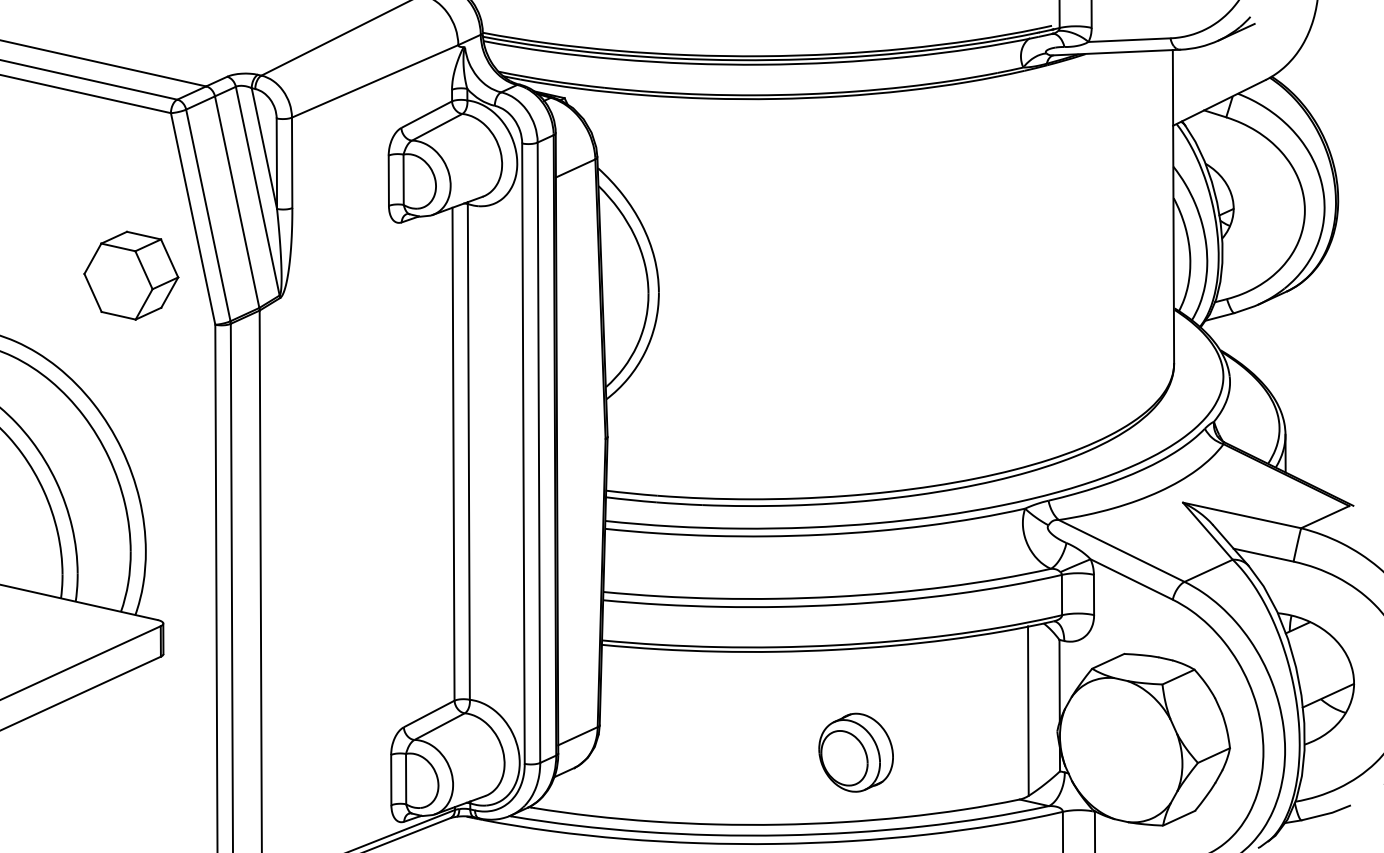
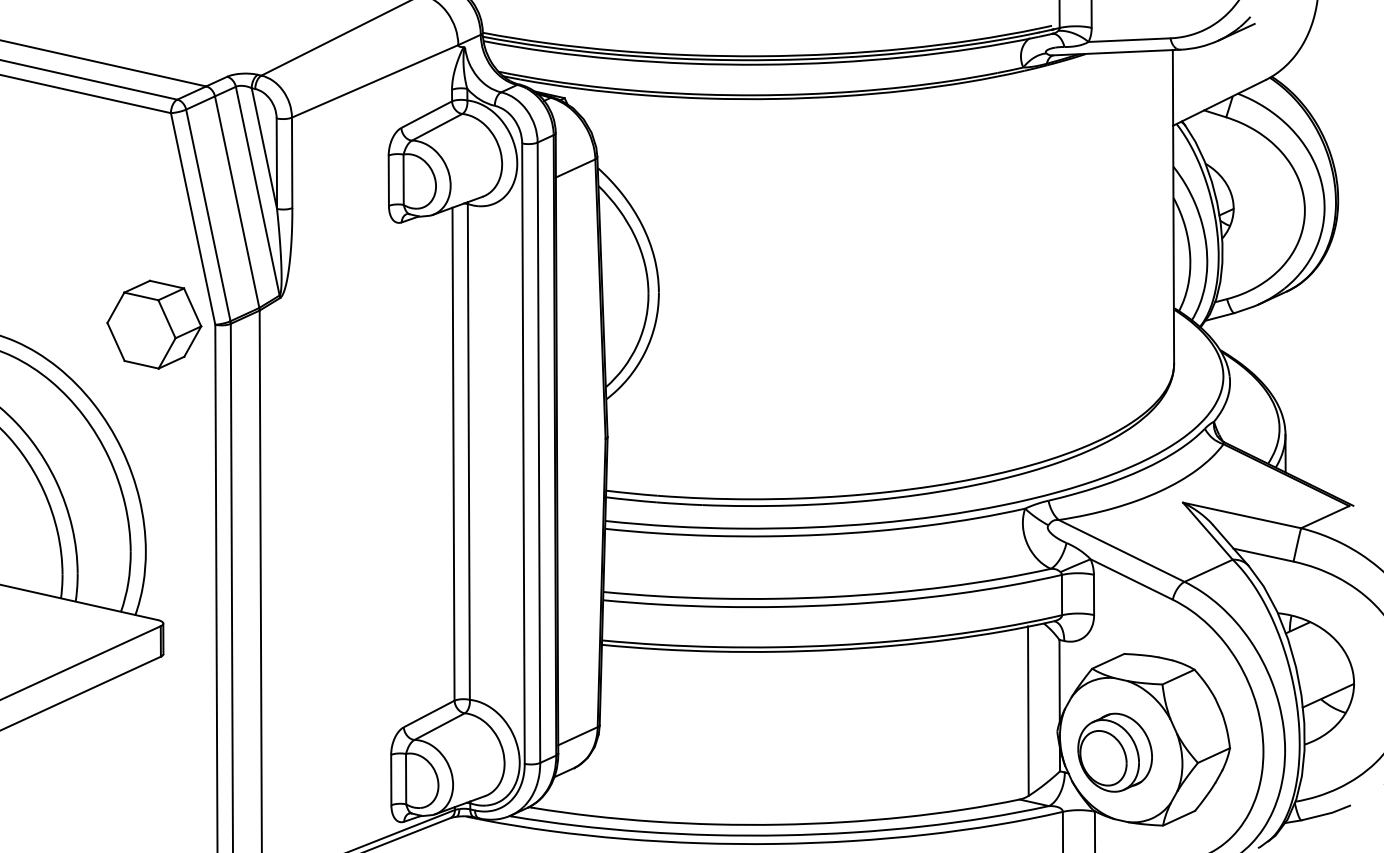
part position: (131, 275) -> (154, 324) (154, 324)
part position: (855, 752) -> (1114, 752) (1114, 752)
